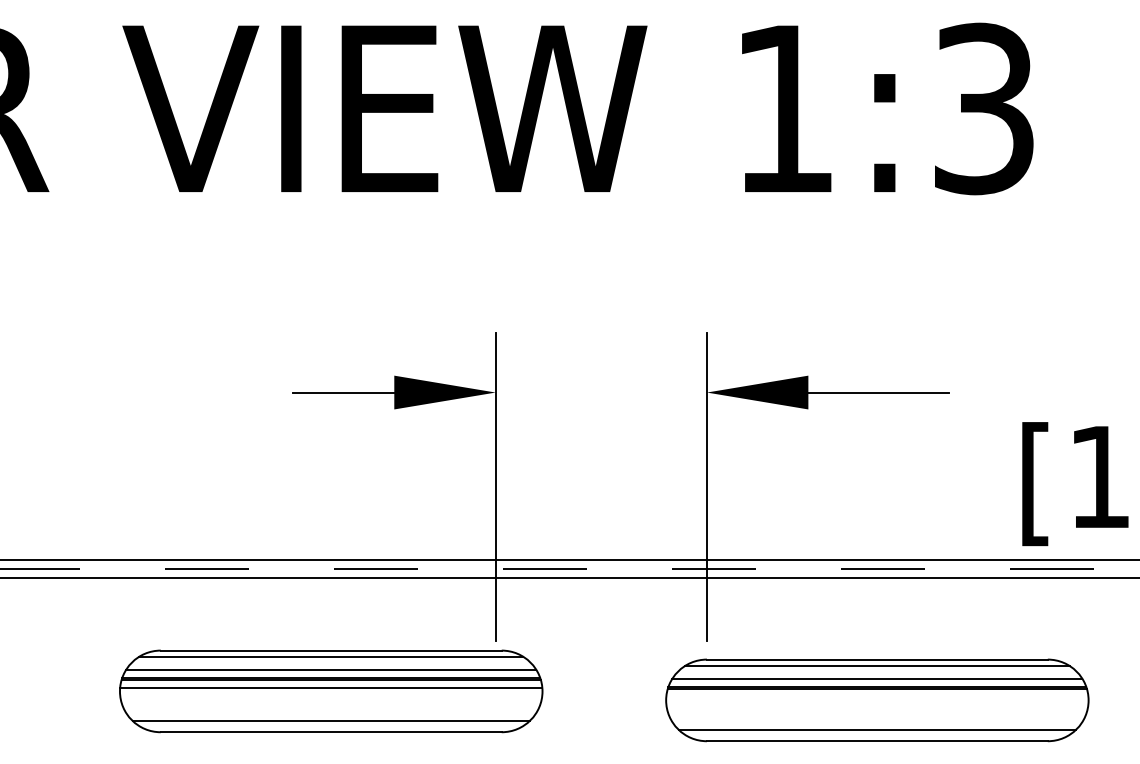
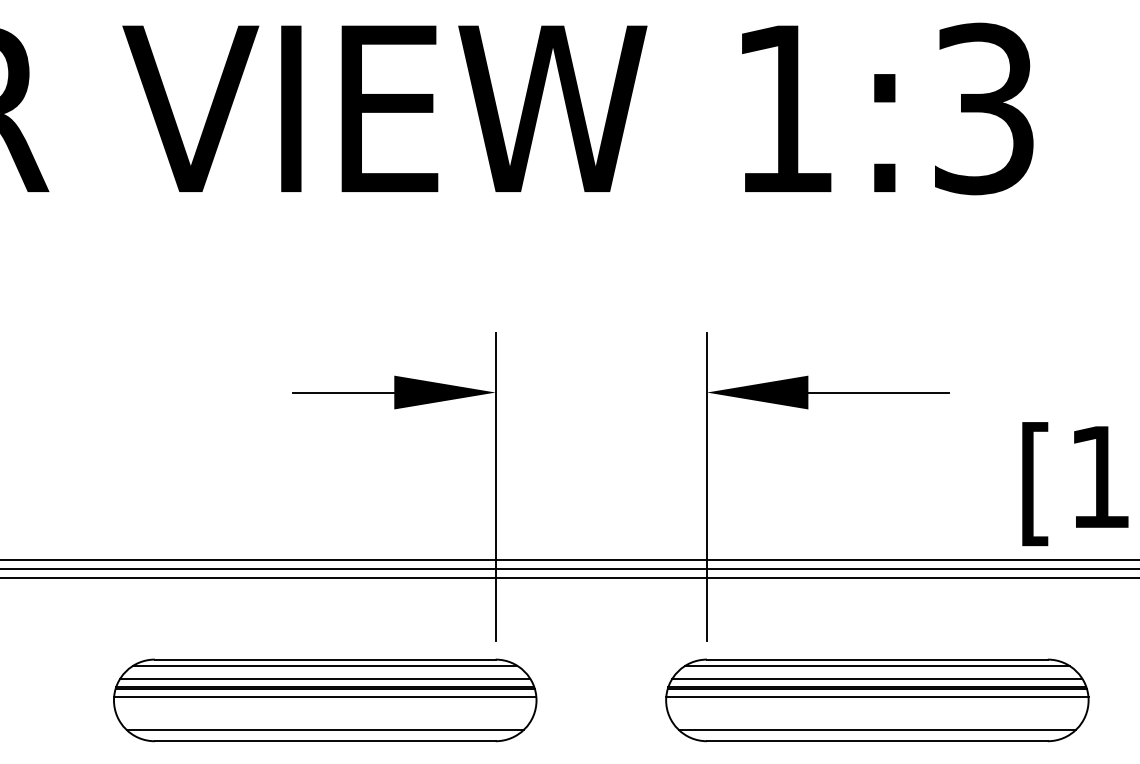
line: dashed -> solid (569, 568)
part position: (331, 691) -> (325, 700) (325, 700)
line: none -> present (877, 697)
